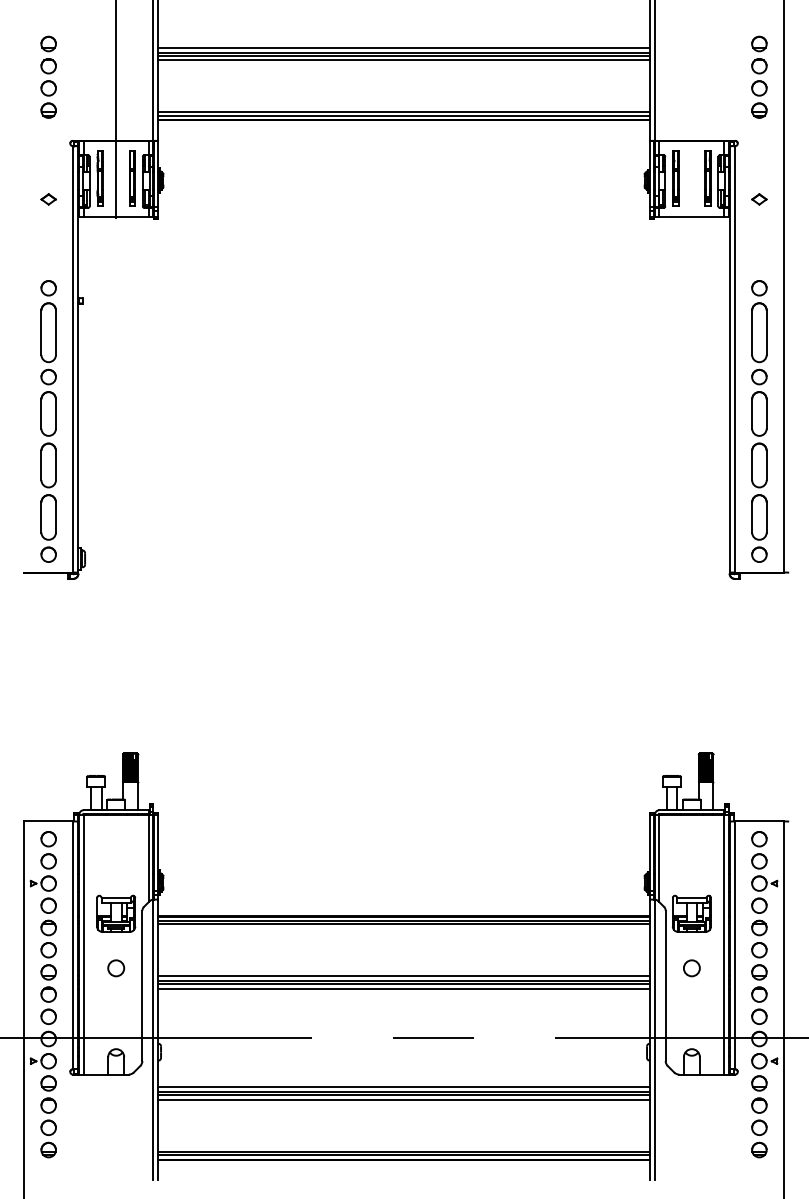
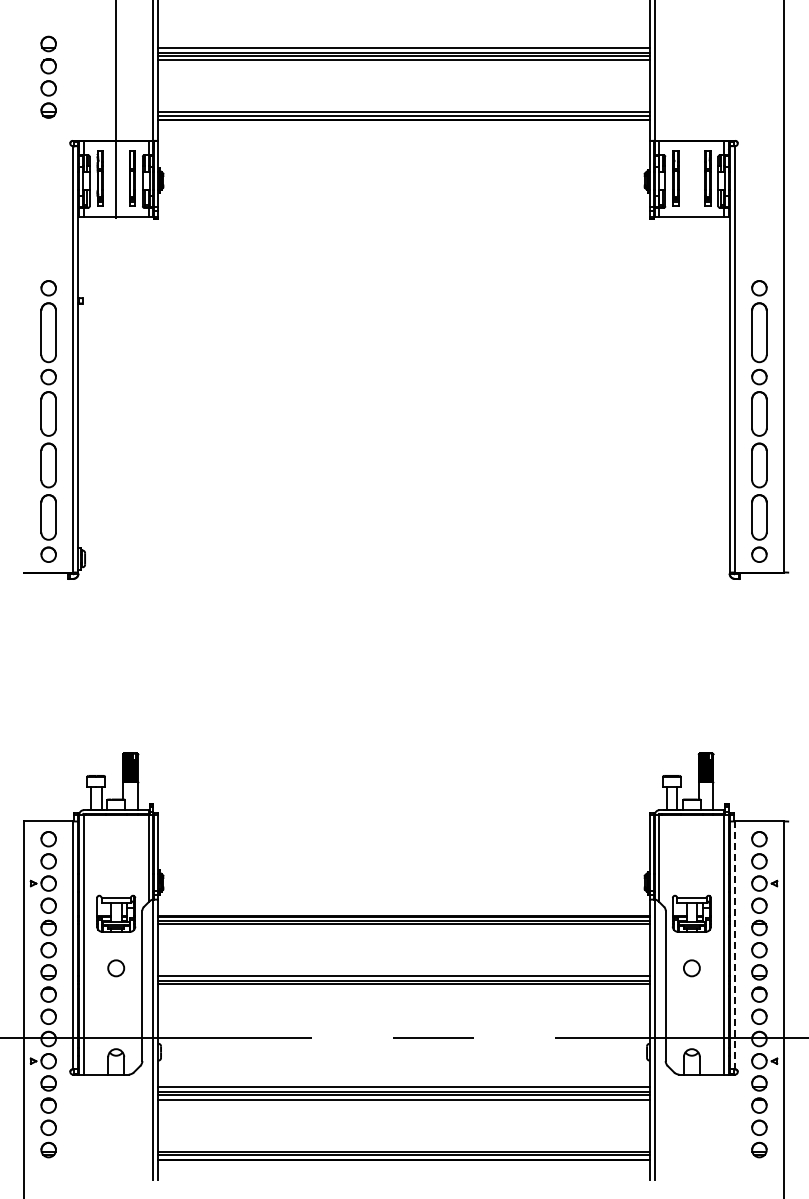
part: present -> none (759, 76)
part: present -> none (48, 199)
part: present -> none (759, 199)
line: solid -> dashed (734, 945)
line: present -> none (403, 989)
